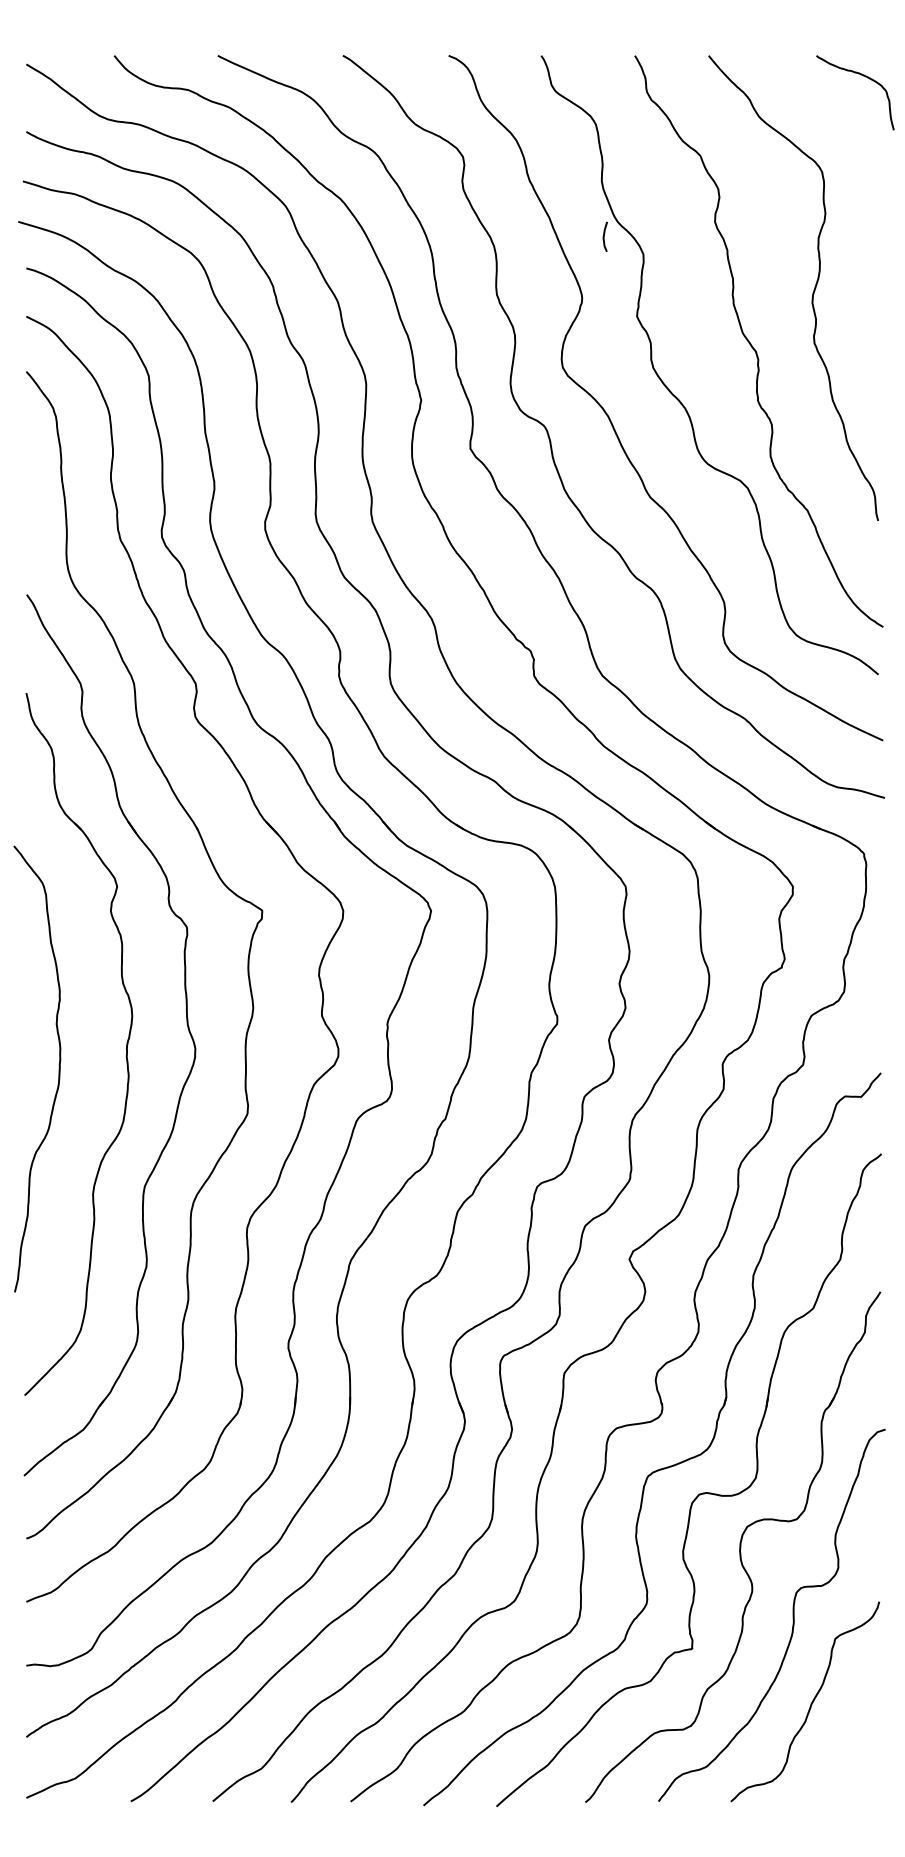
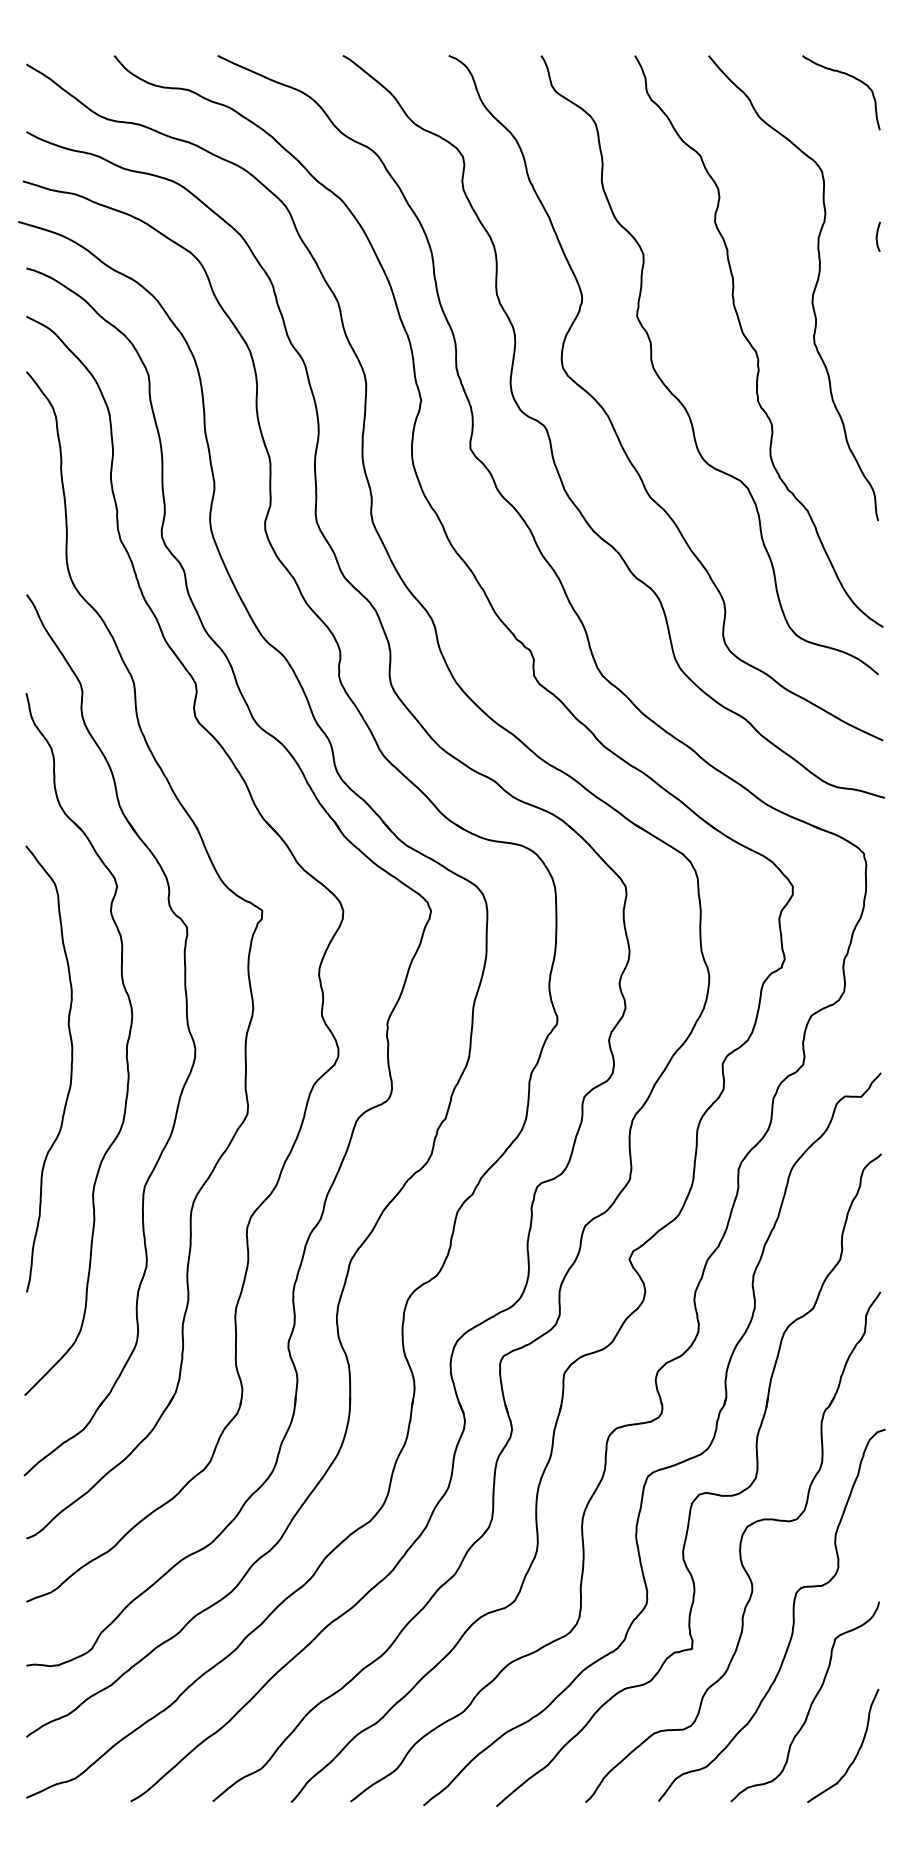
curve position: (863, 76) -> (849, 76) (849, 76)
line position: (604, 236) -> (877, 236) (877, 236)
curve position: (58, 1068) -> (70, 1068) (70, 1068)
curve: none -> present (857, 1750)
